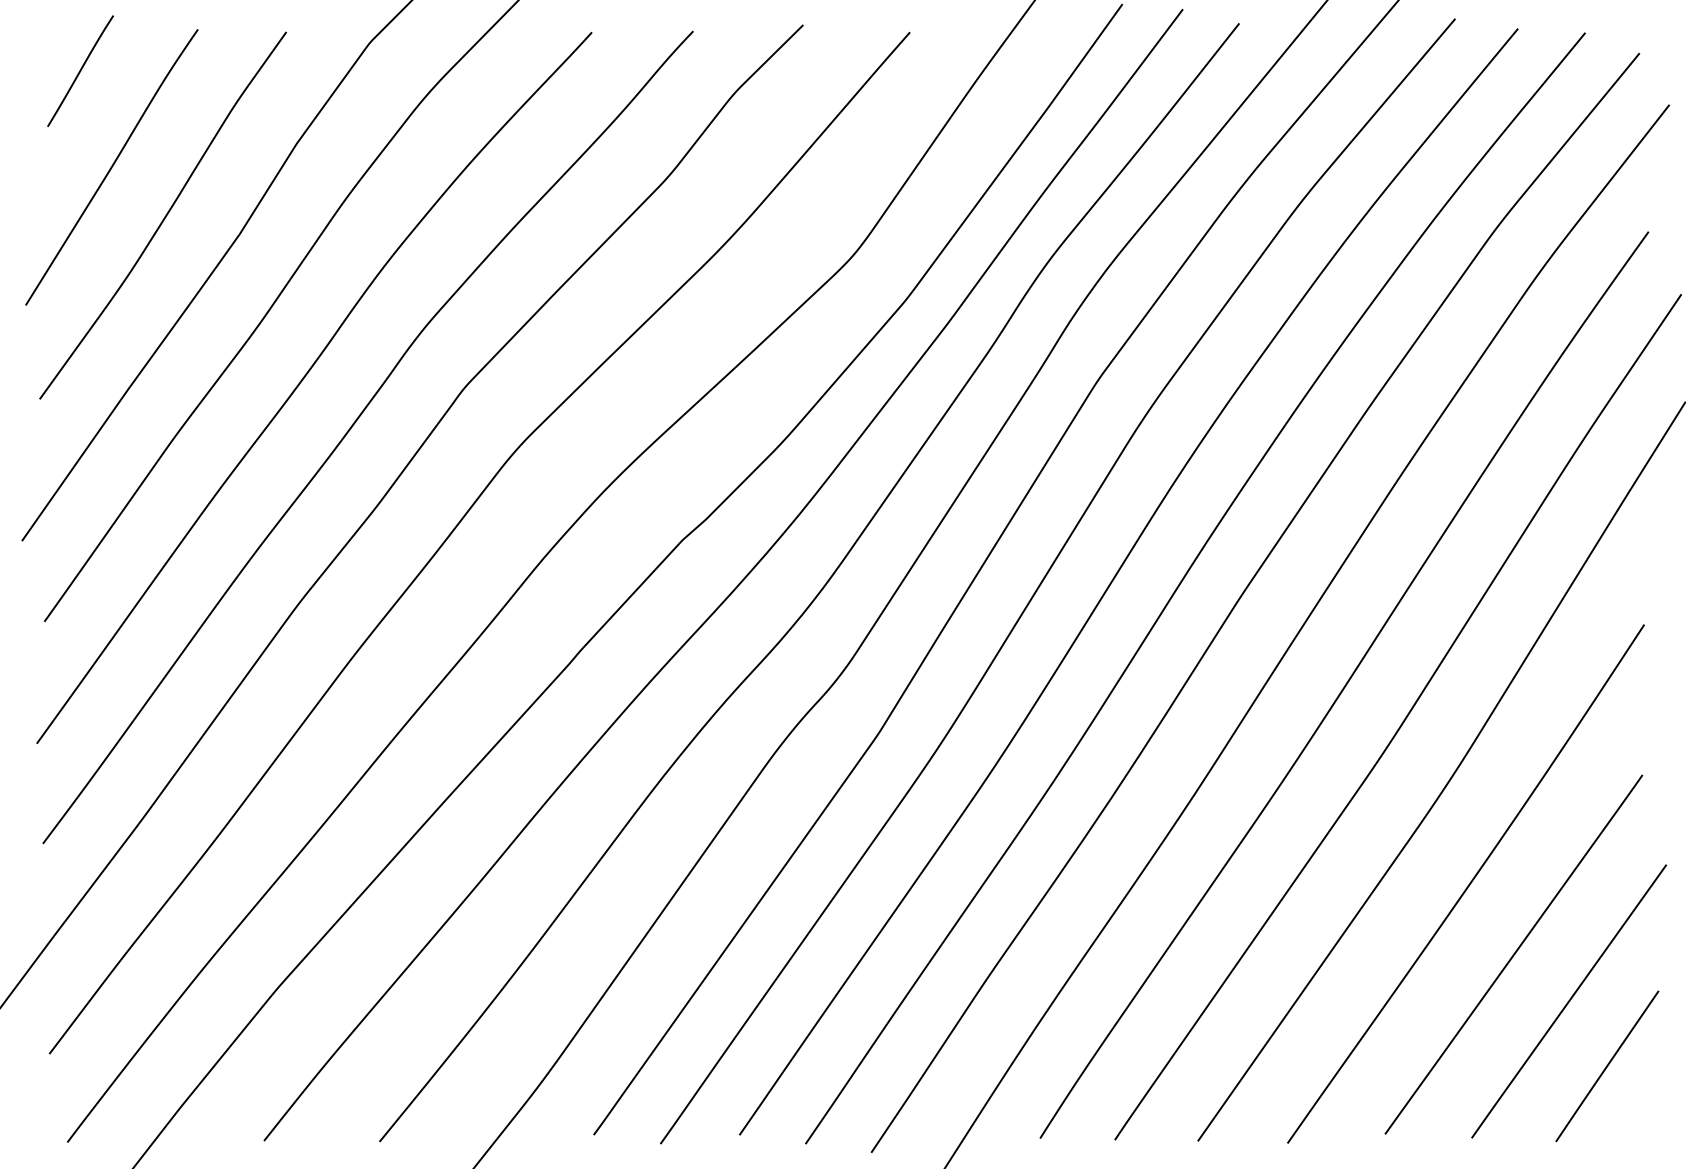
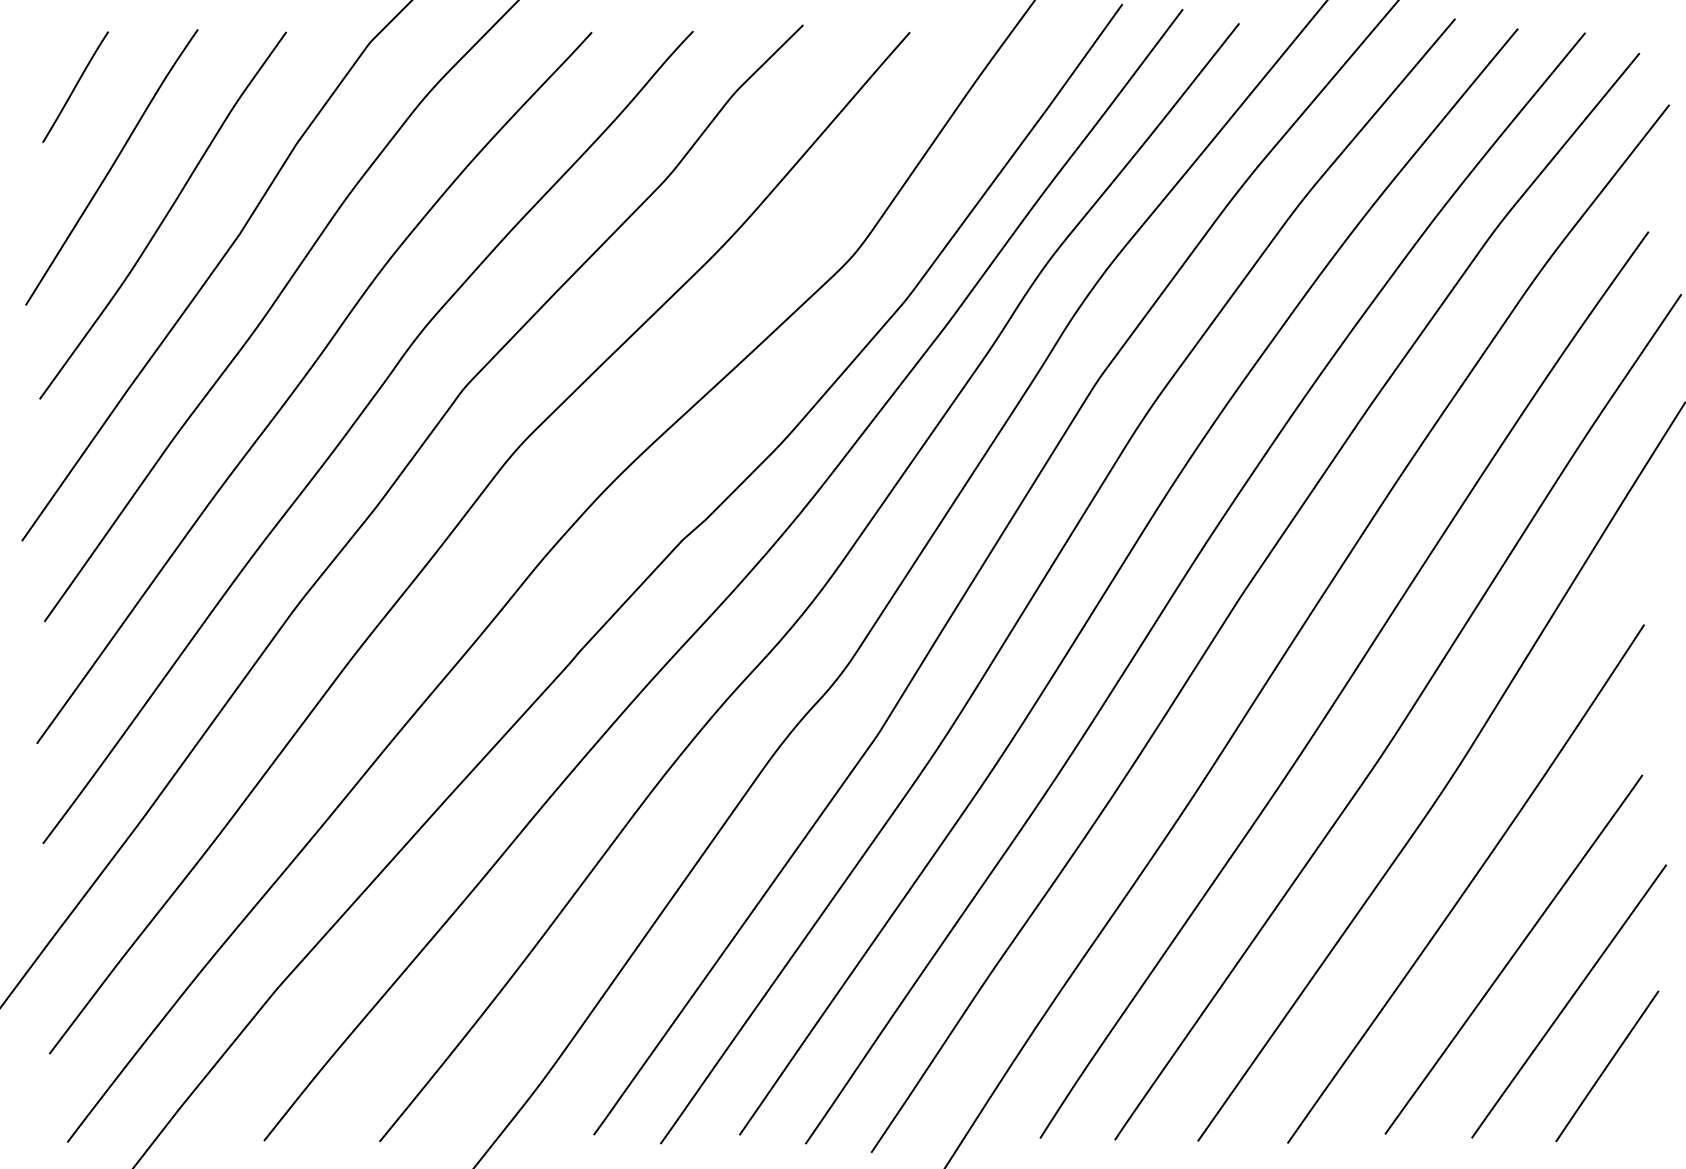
line position: (80, 70) -> (75, 86) (75, 86)
